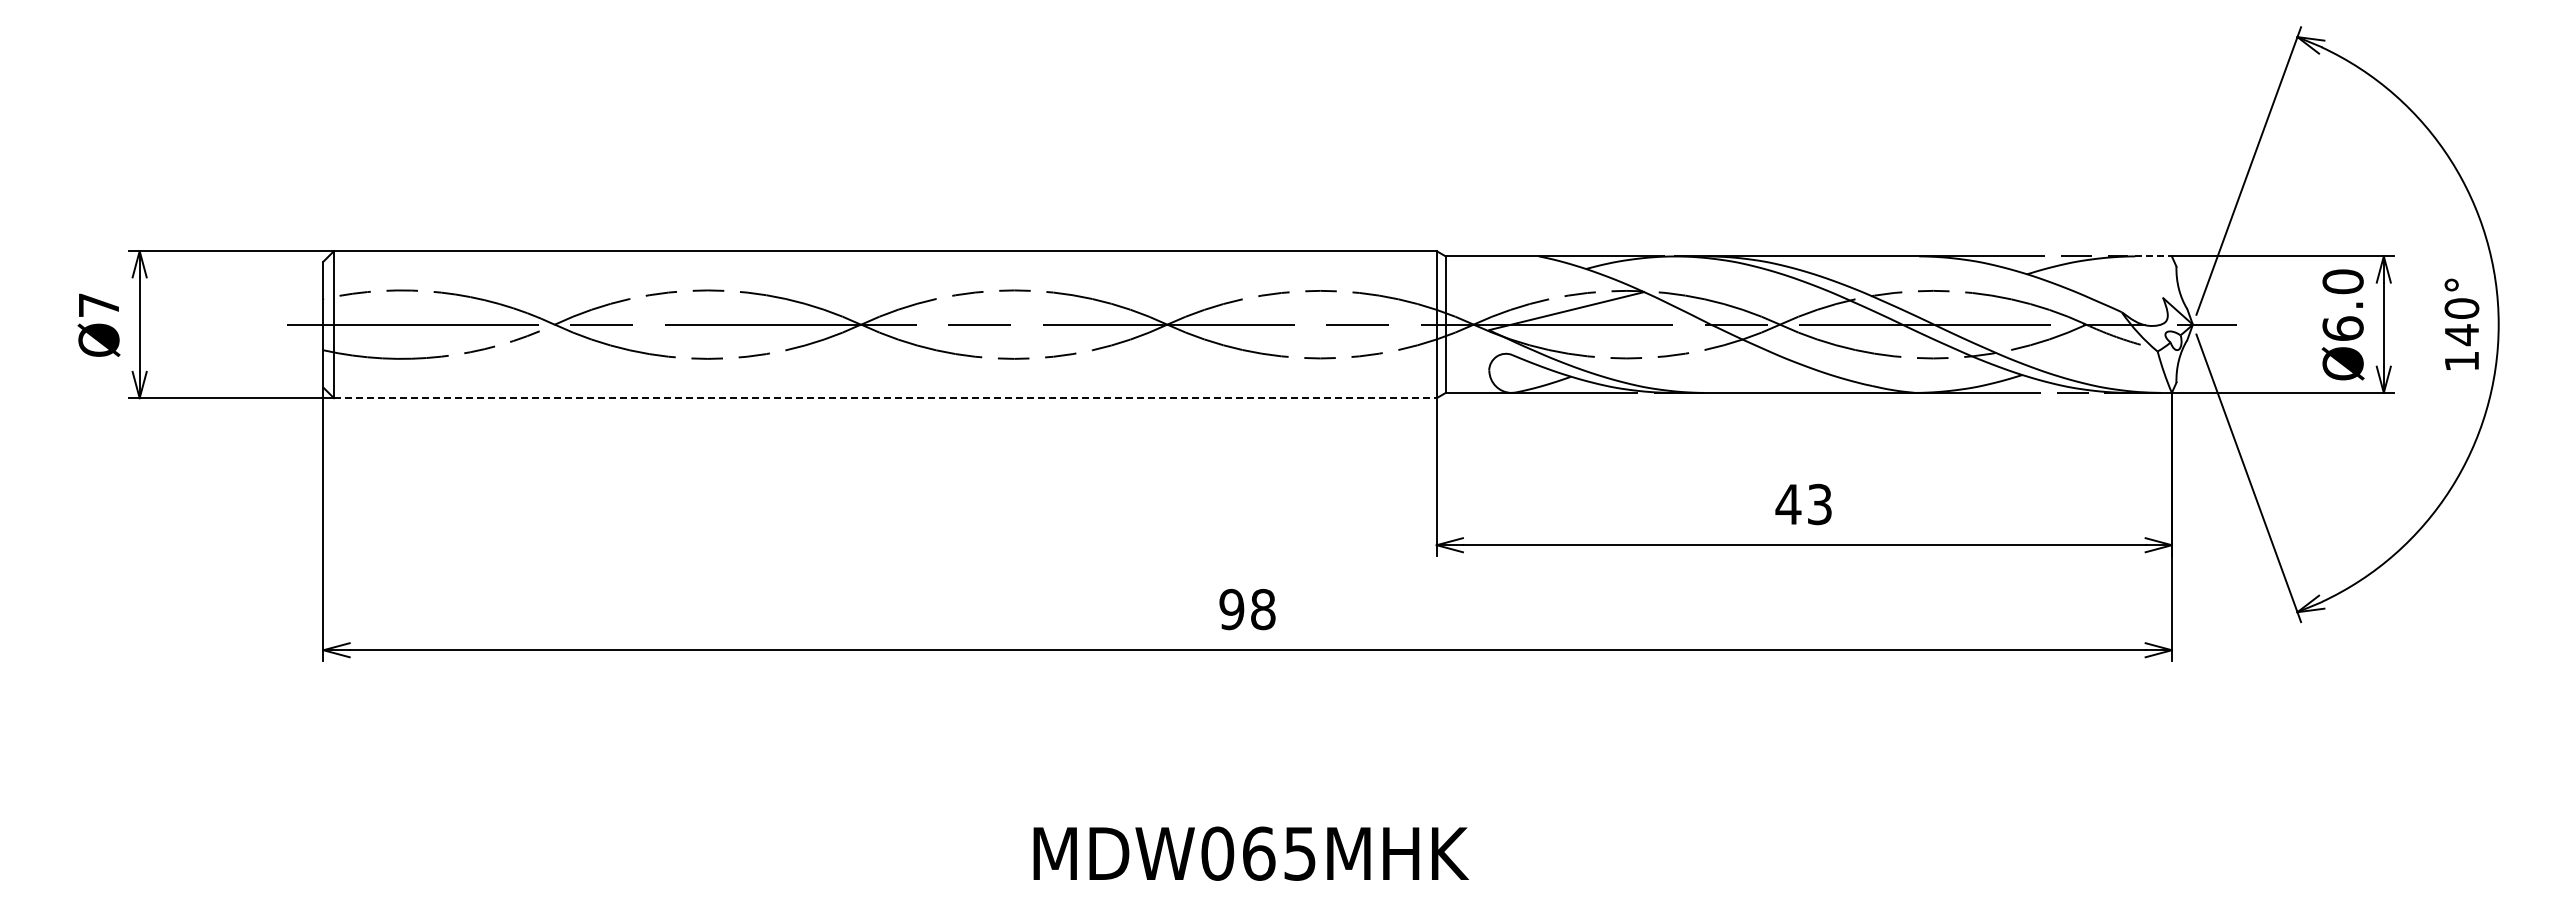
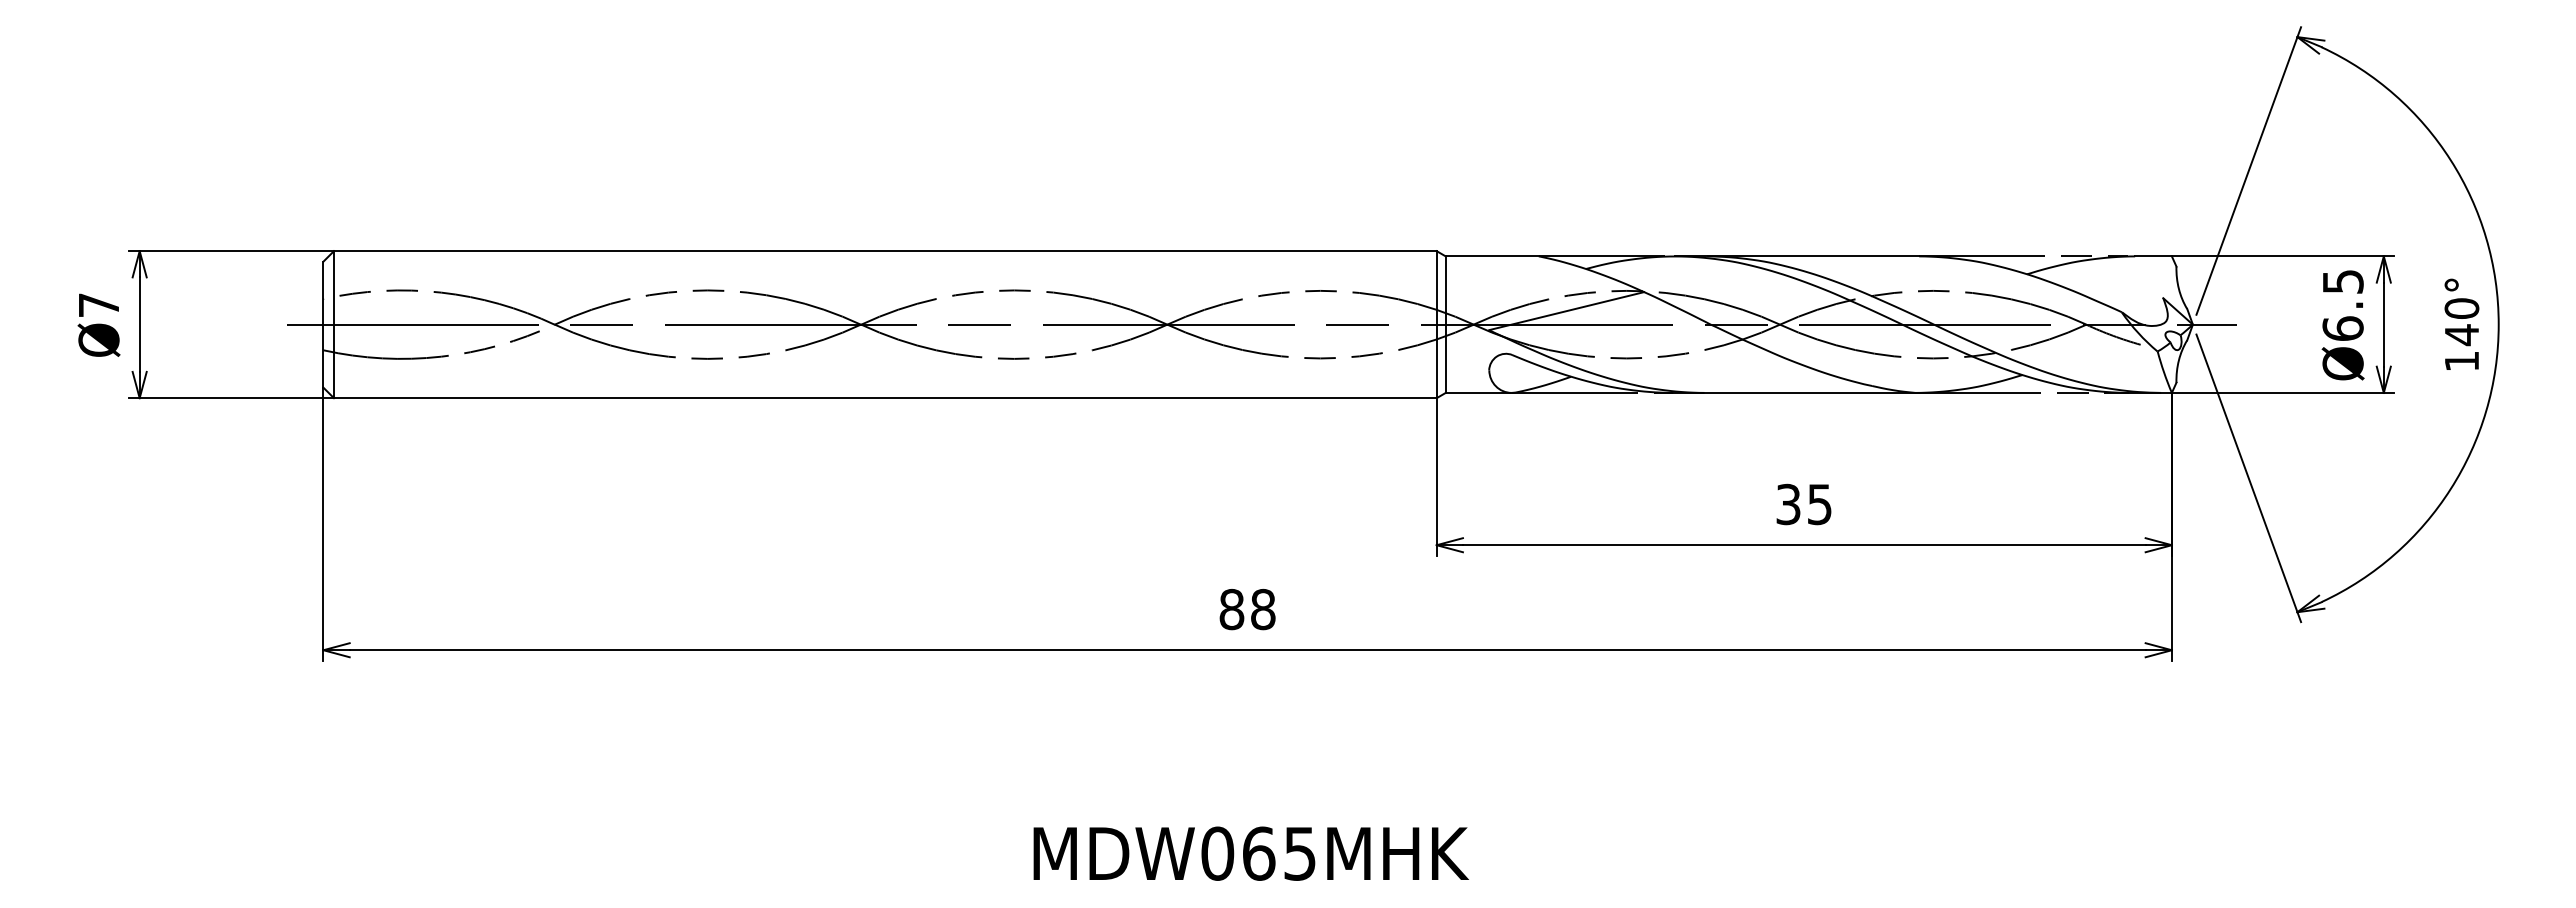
line: dashed -> solid (2154, 256)
text: Ø6.0 -> Ø6.5 (2342, 281)
line: dashed -> solid (885, 398)
text: 43 -> 35 (1803, 504)
text: 98 -> 88 (1231, 609)
